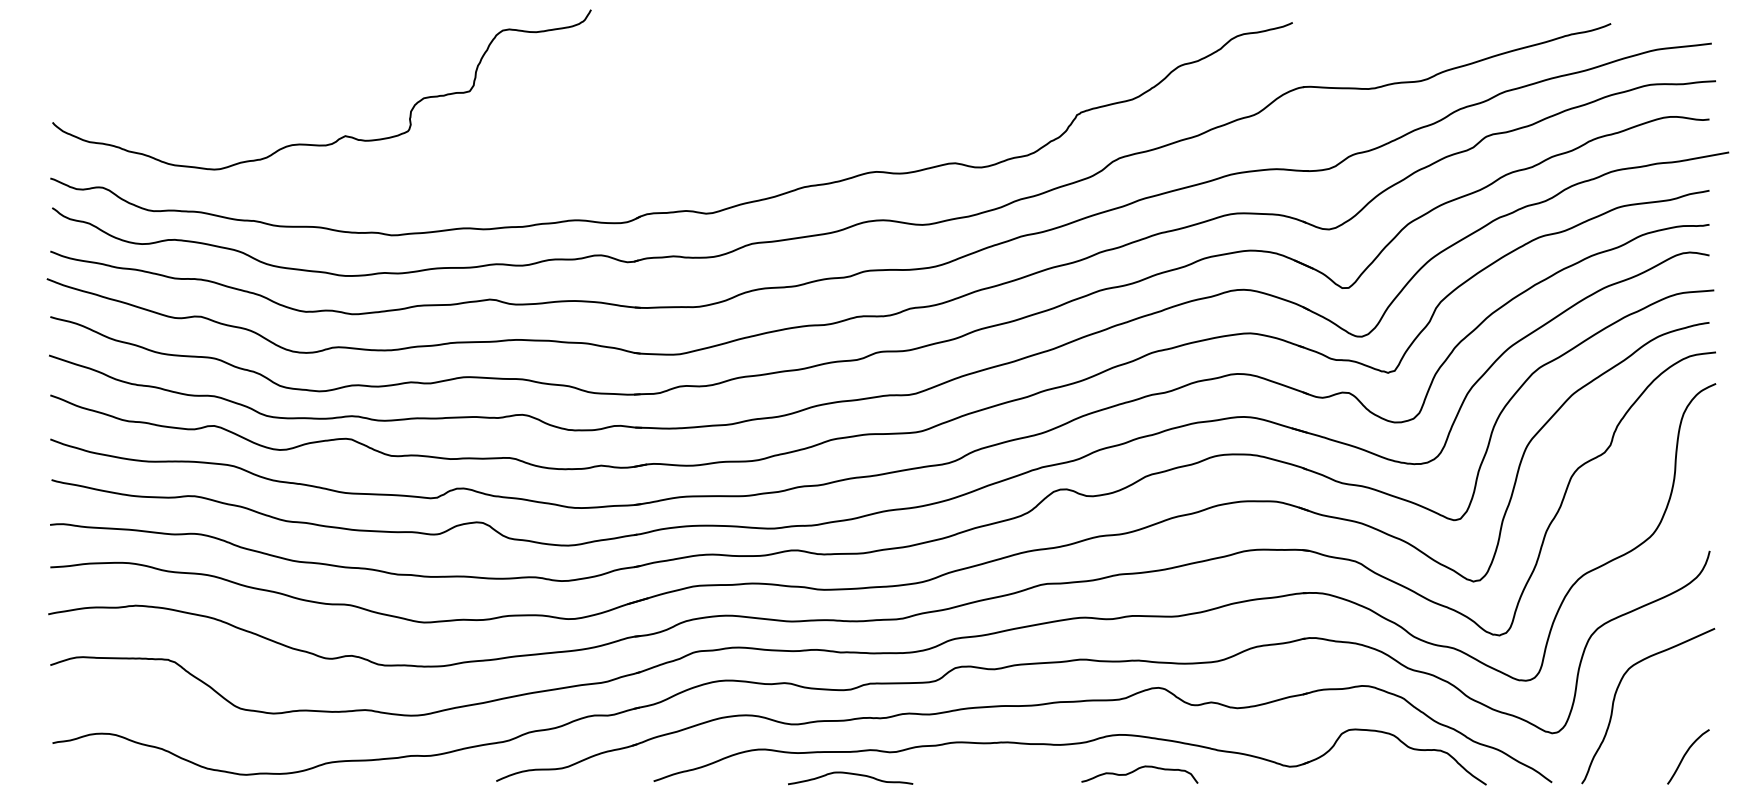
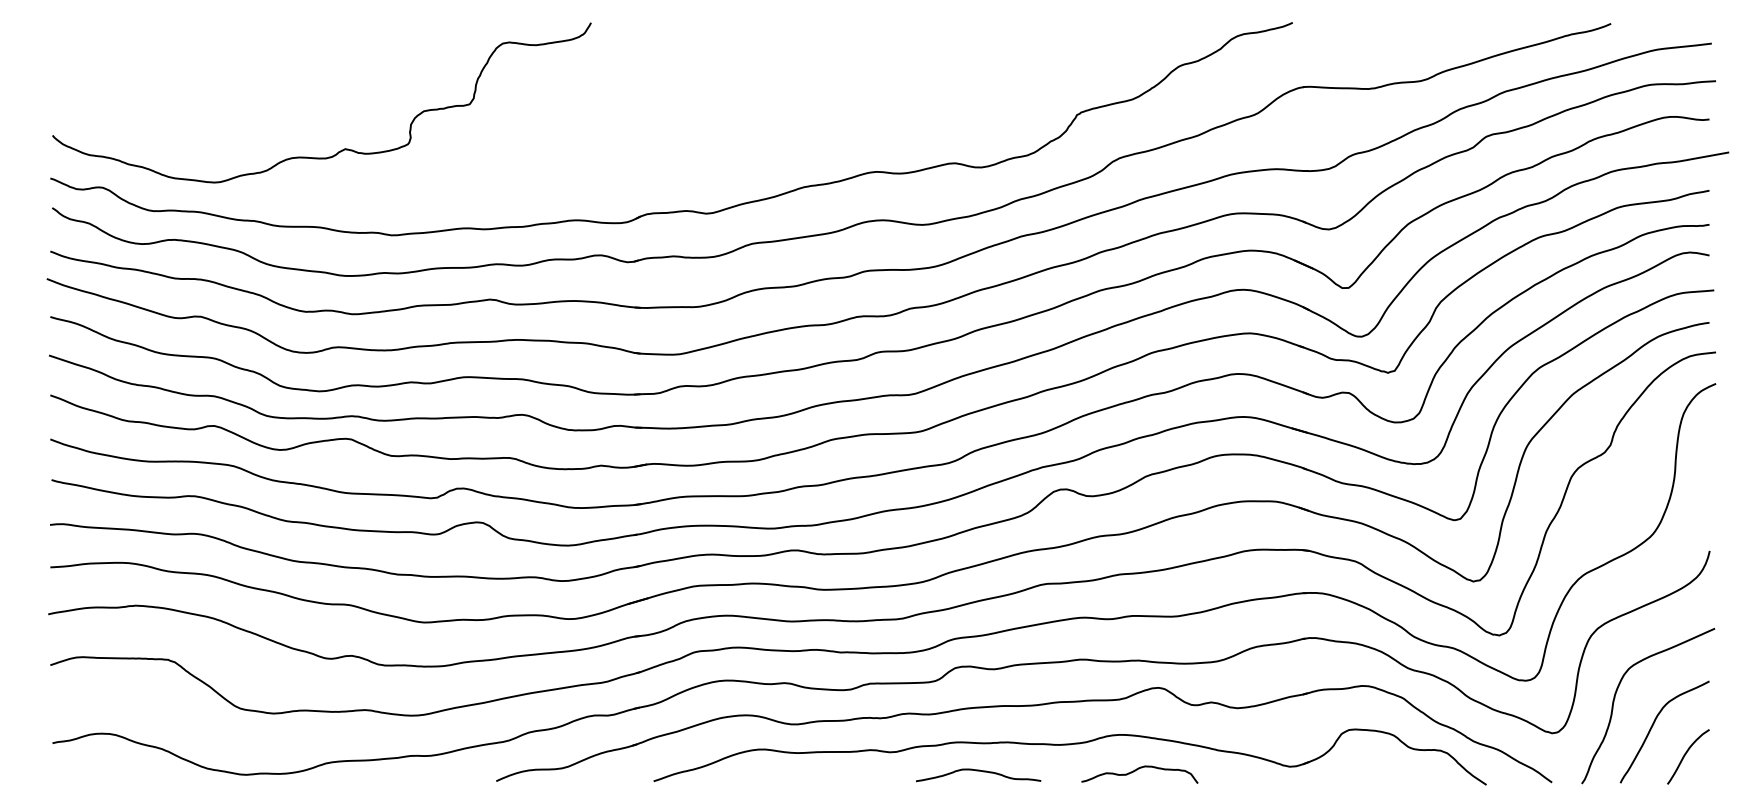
curve position: (344, 135) -> (344, 148) (344, 148)
curve: none -> present (1653, 725)
curve position: (850, 774) -> (978, 771) (978, 771)
